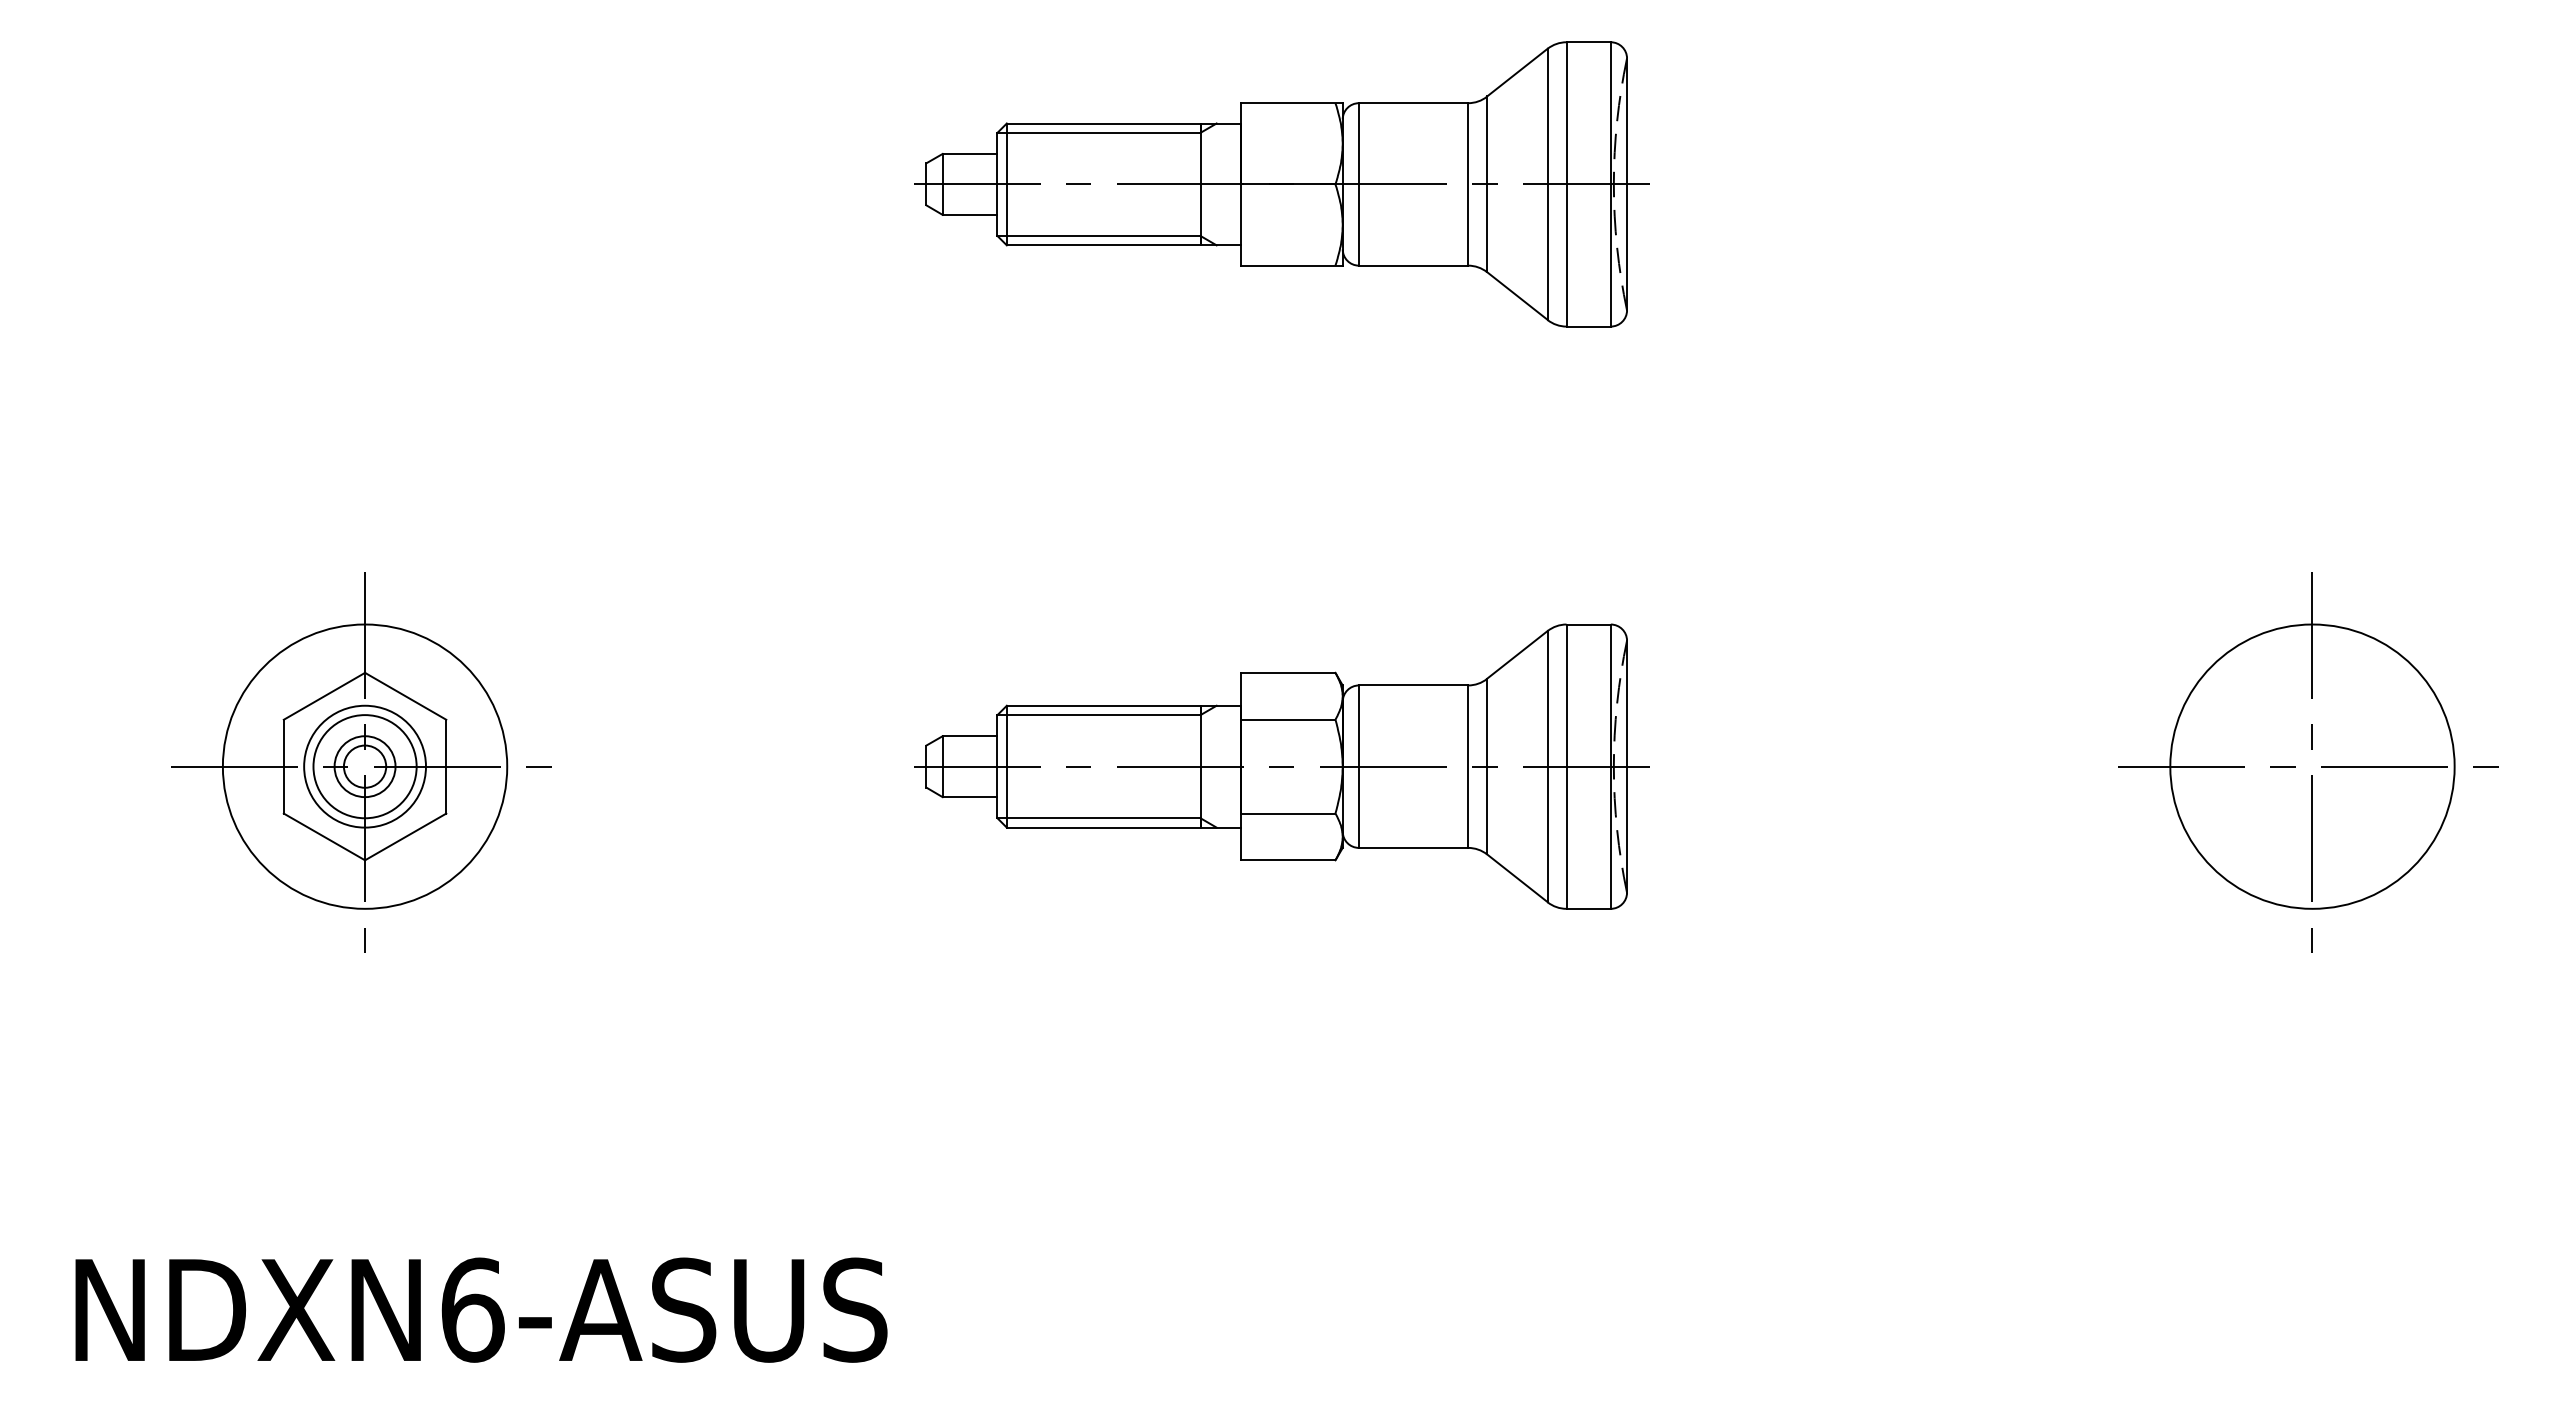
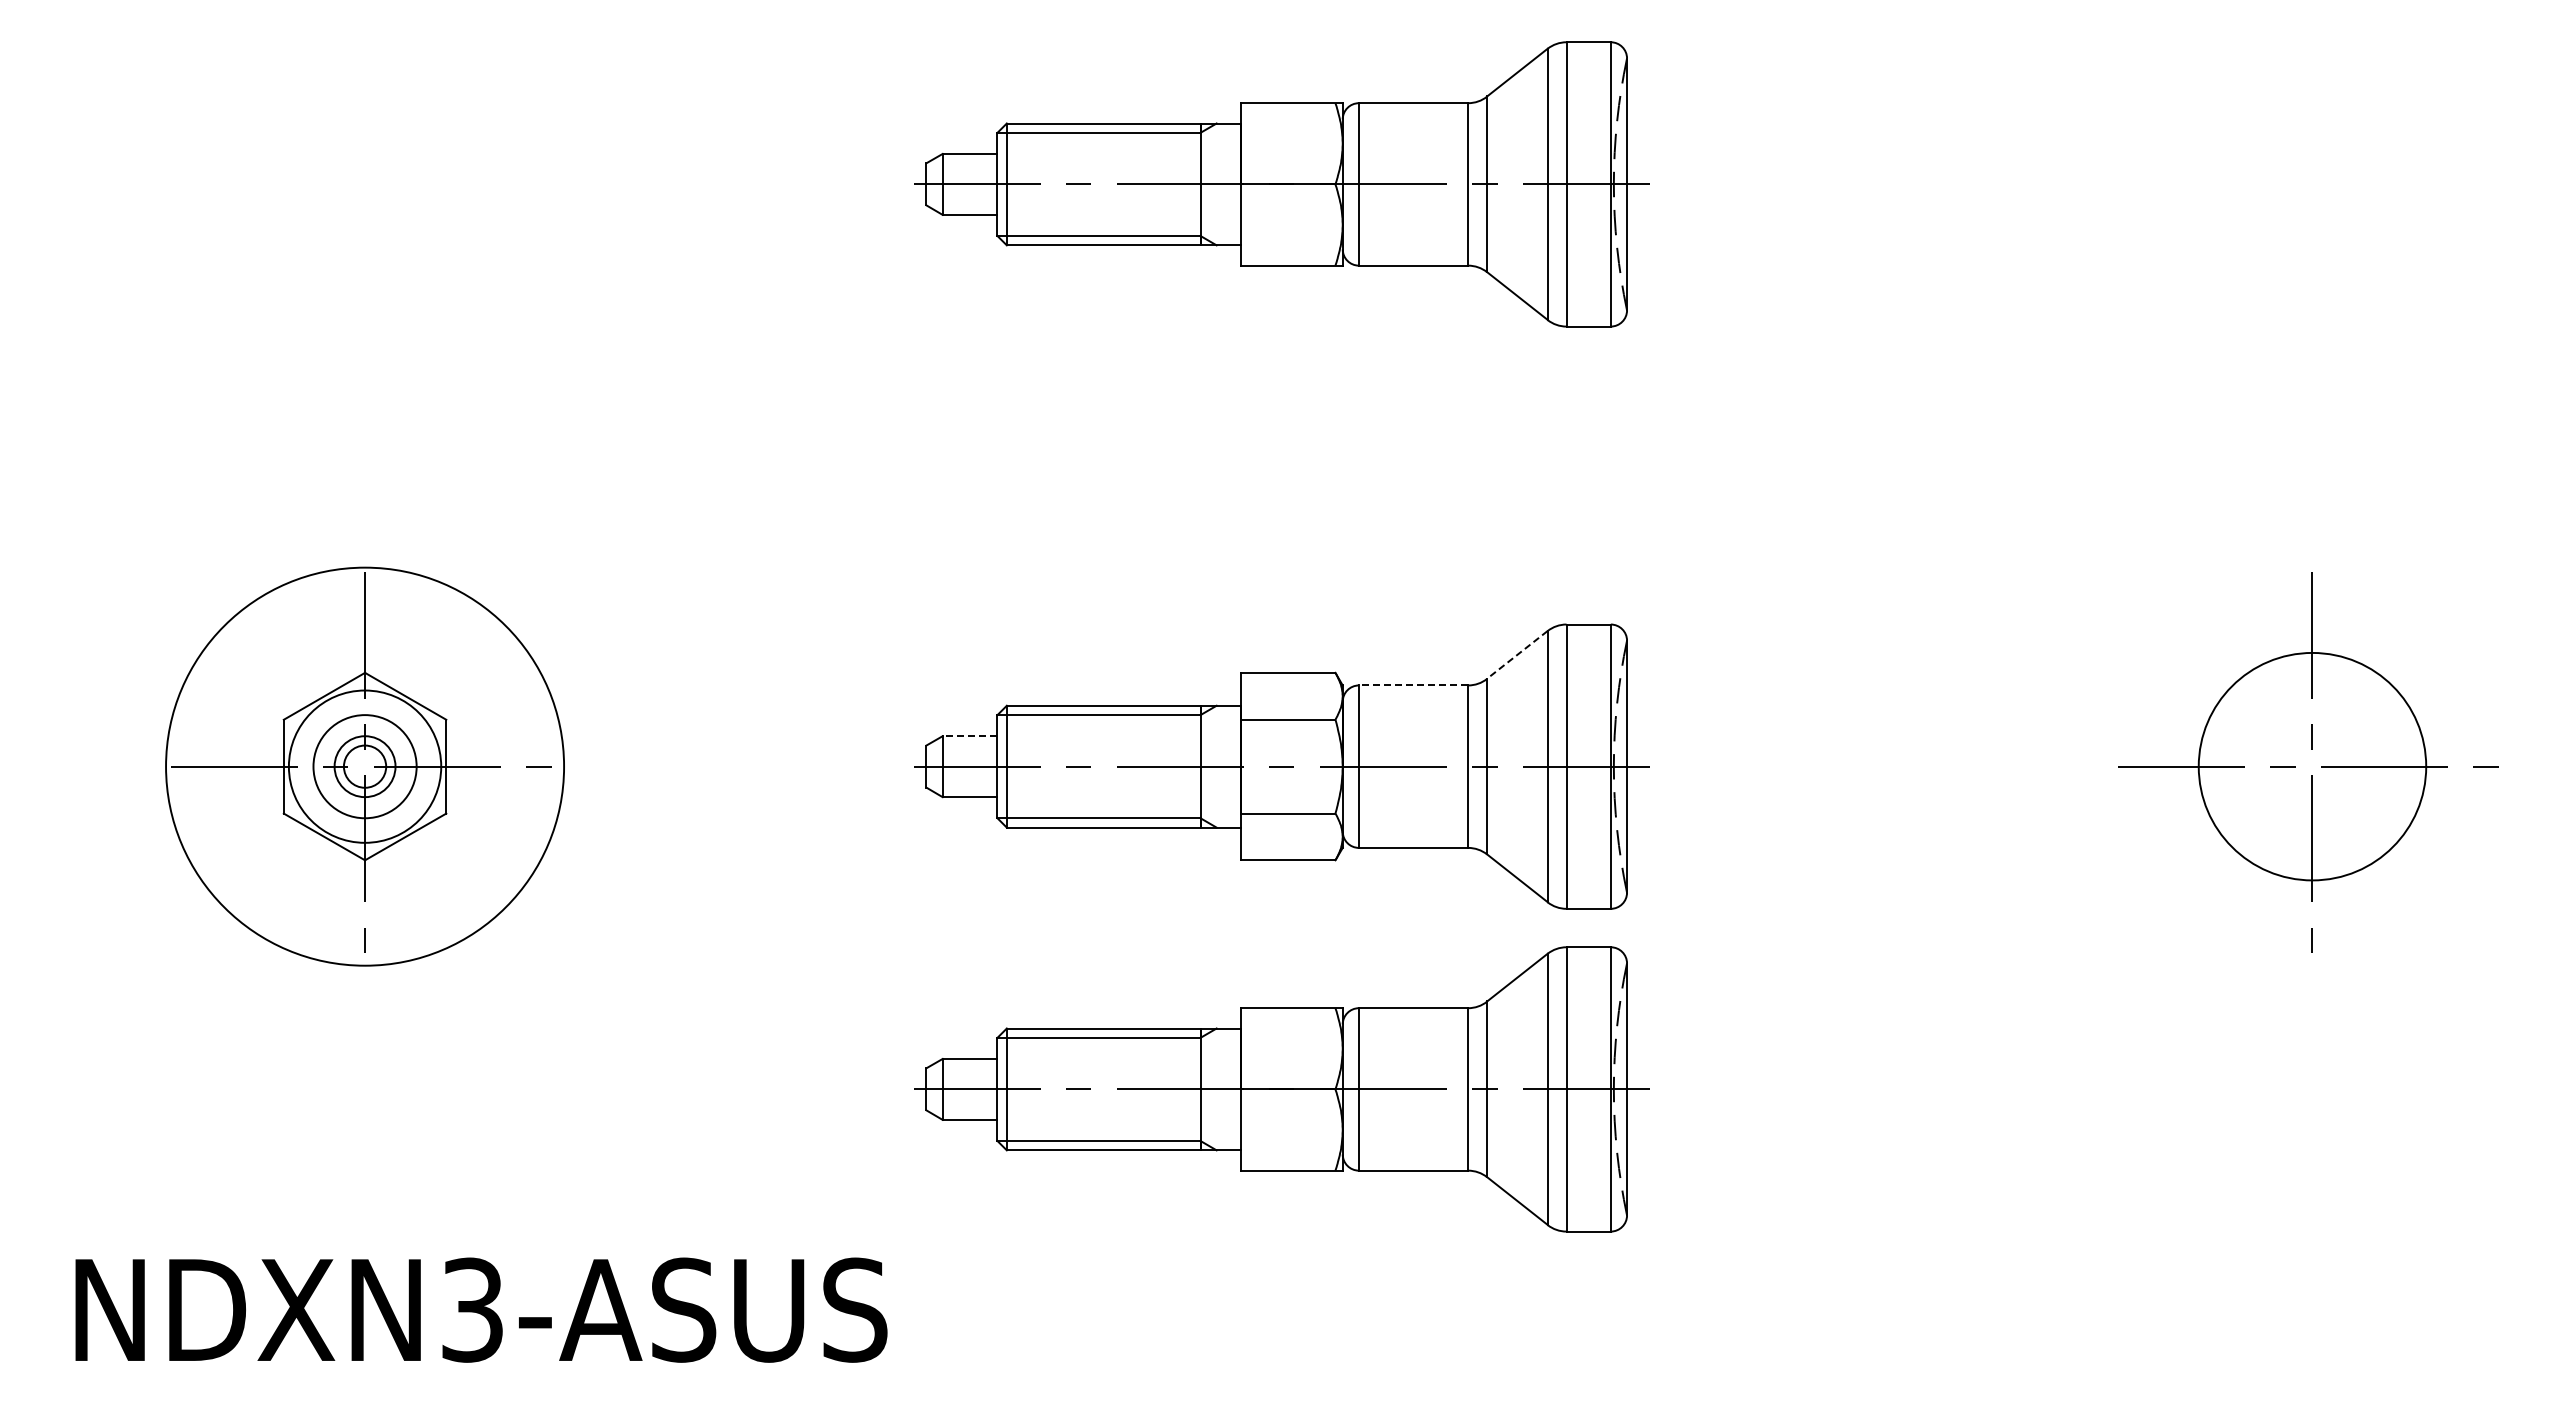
line: solid -> dashed (1517, 654)
line: solid -> dashed (1413, 685)
line: solid -> dashed (969, 736)
circle diameter: 284 px -> 398 px (365, 766)
circle diameter: 122 px -> 152 px (364, 766)
circle diameter: 284 px -> 227 px (2312, 766)
part: none -> present (1281, 1089)
text: NDXN6-ASUS -> NDXN3-ASUS (472, 1309)
